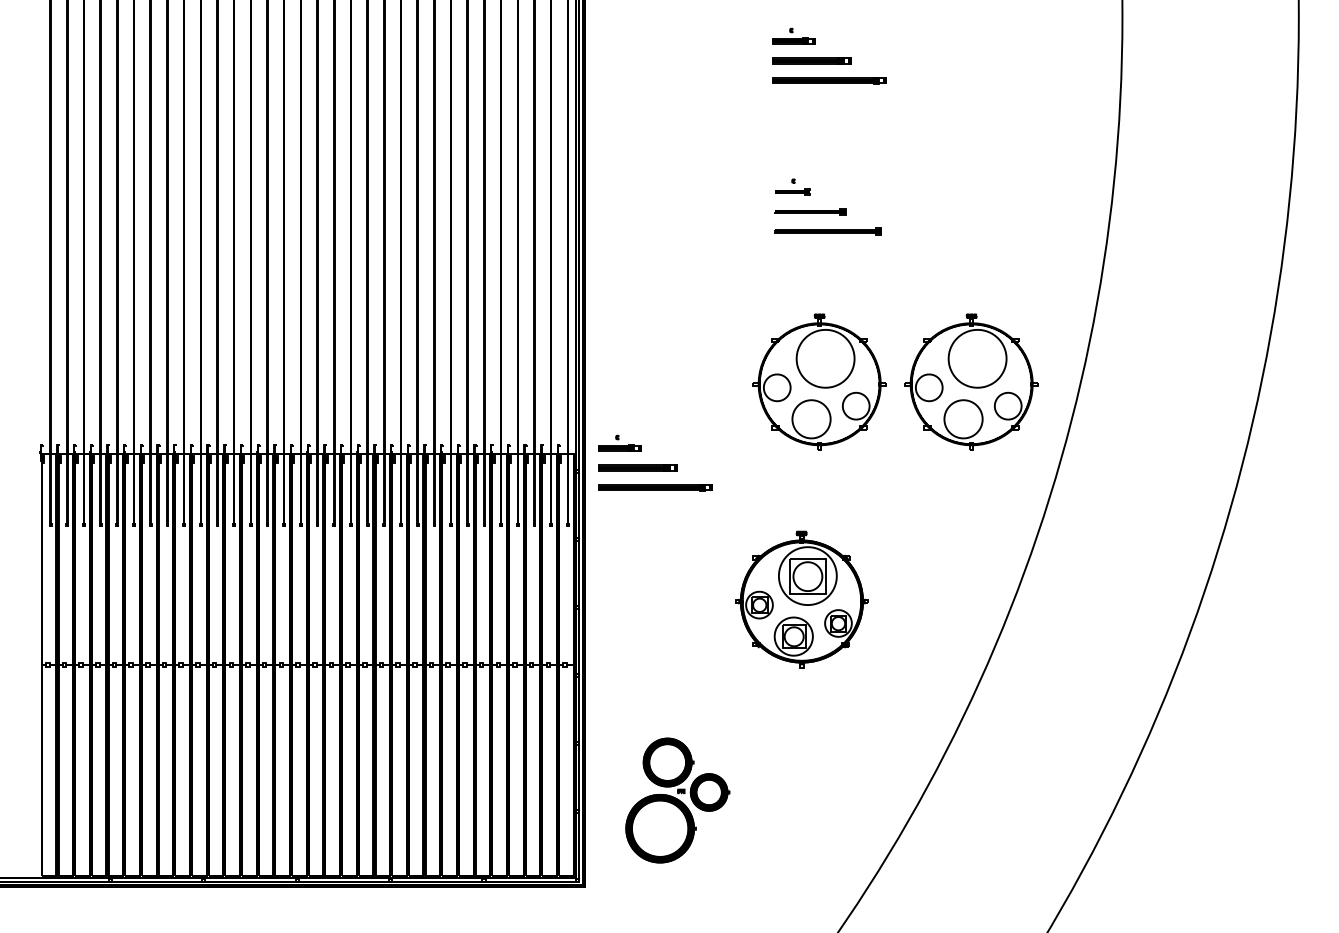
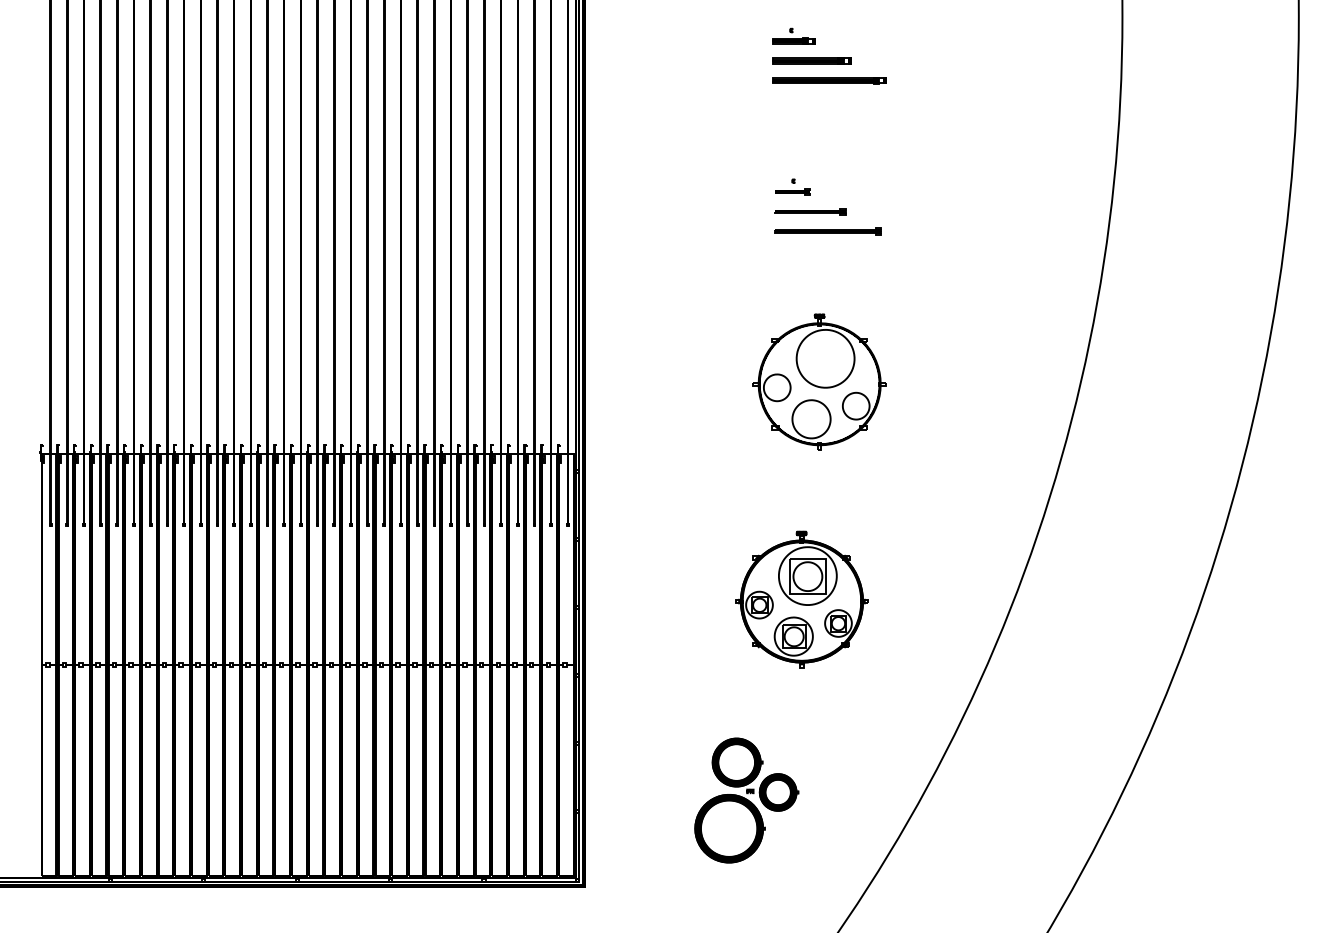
part: present -> none (971, 381)
part: present -> none (655, 462)
part position: (677, 800) -> (746, 800) (746, 800)
